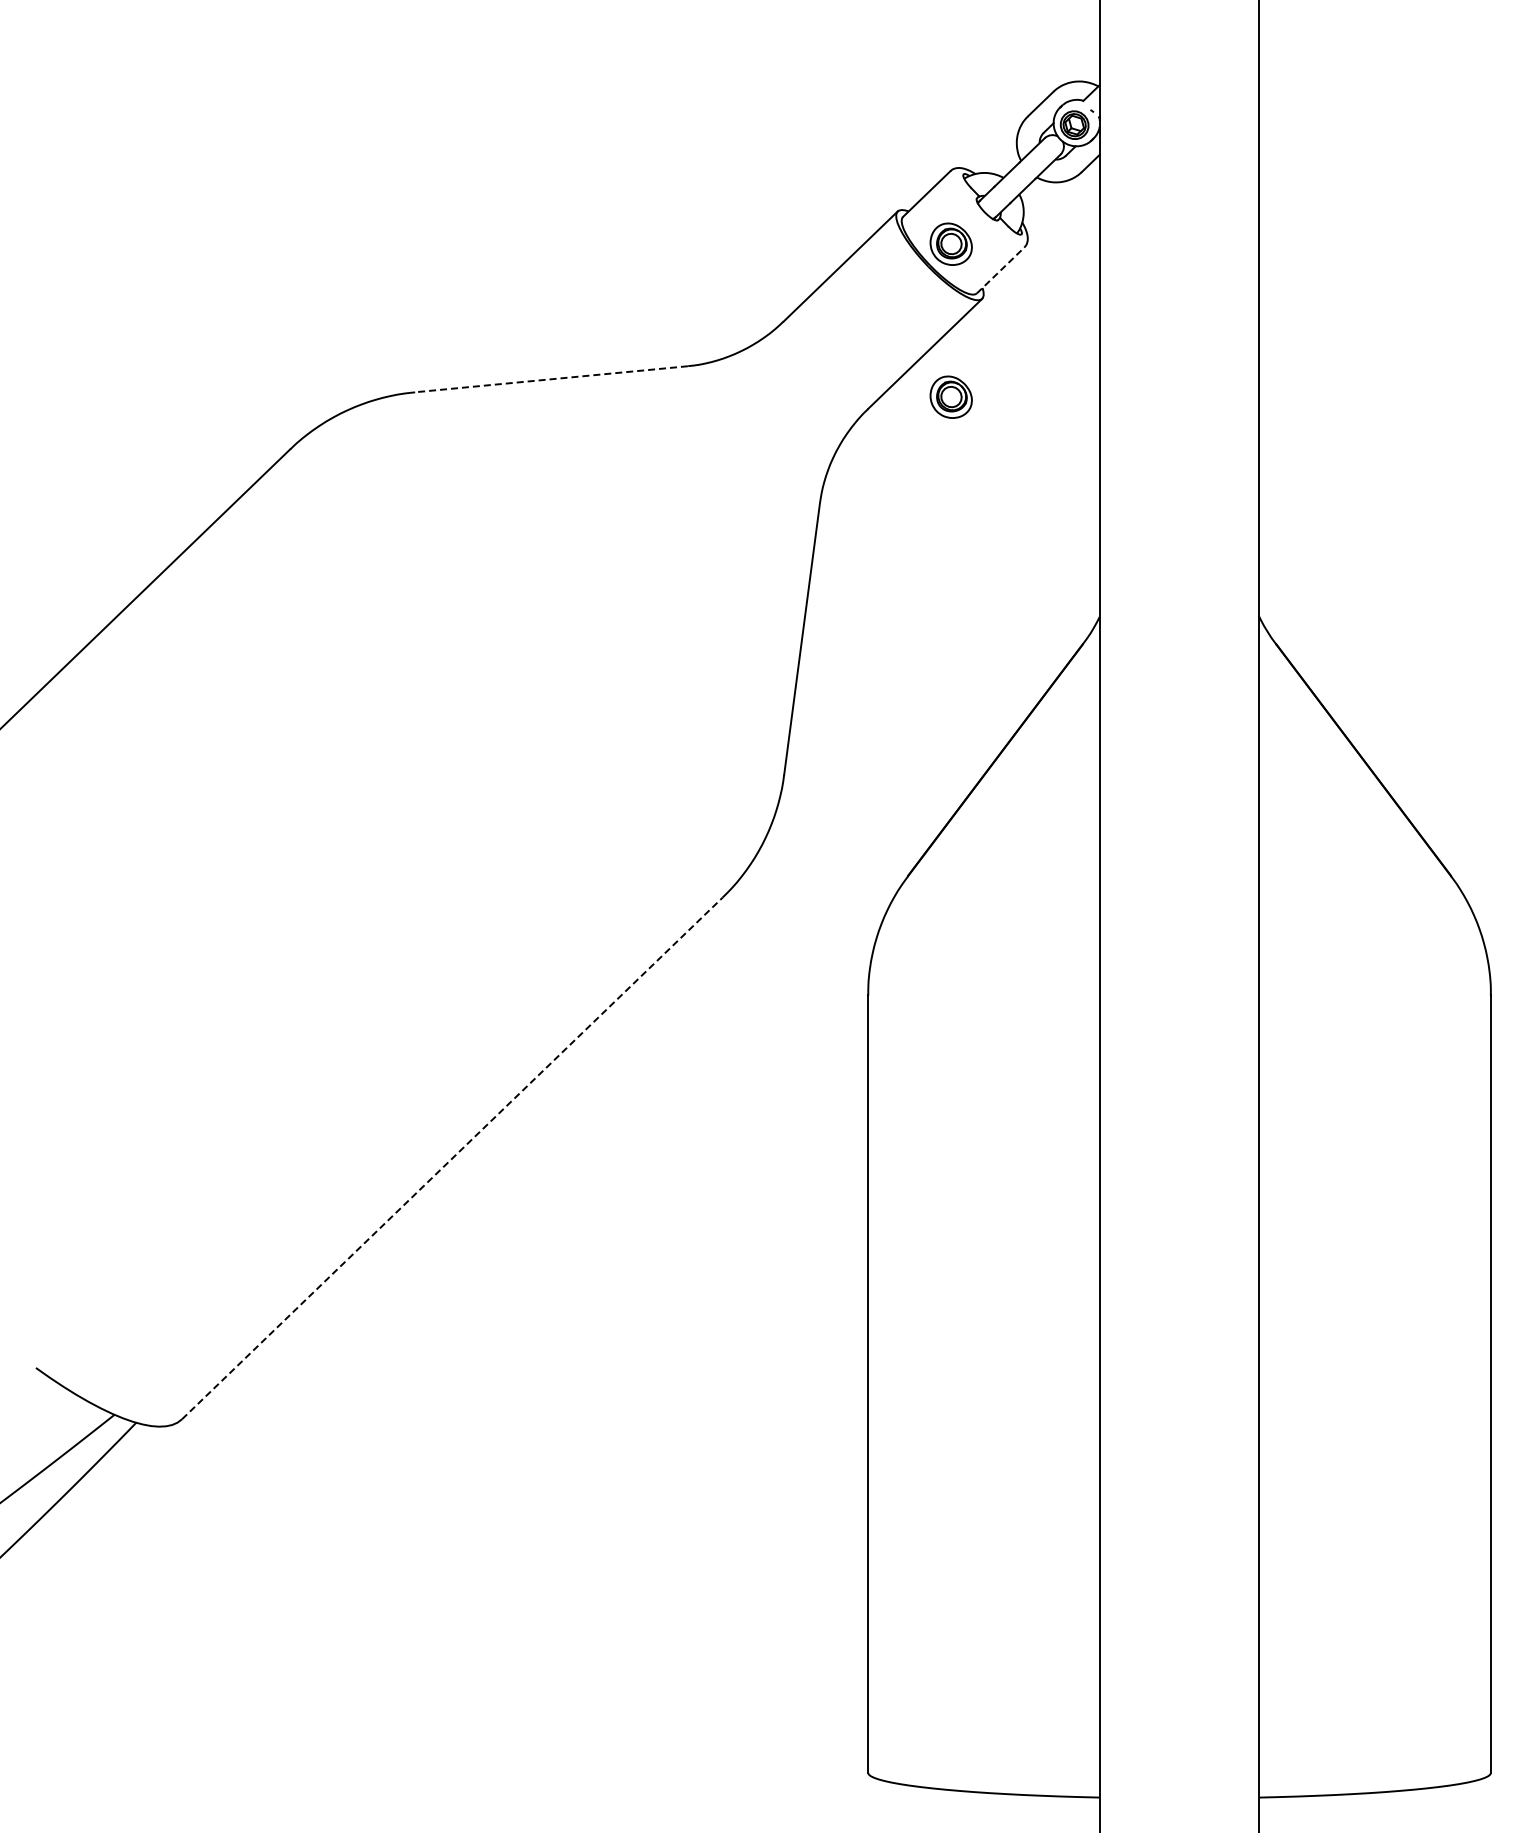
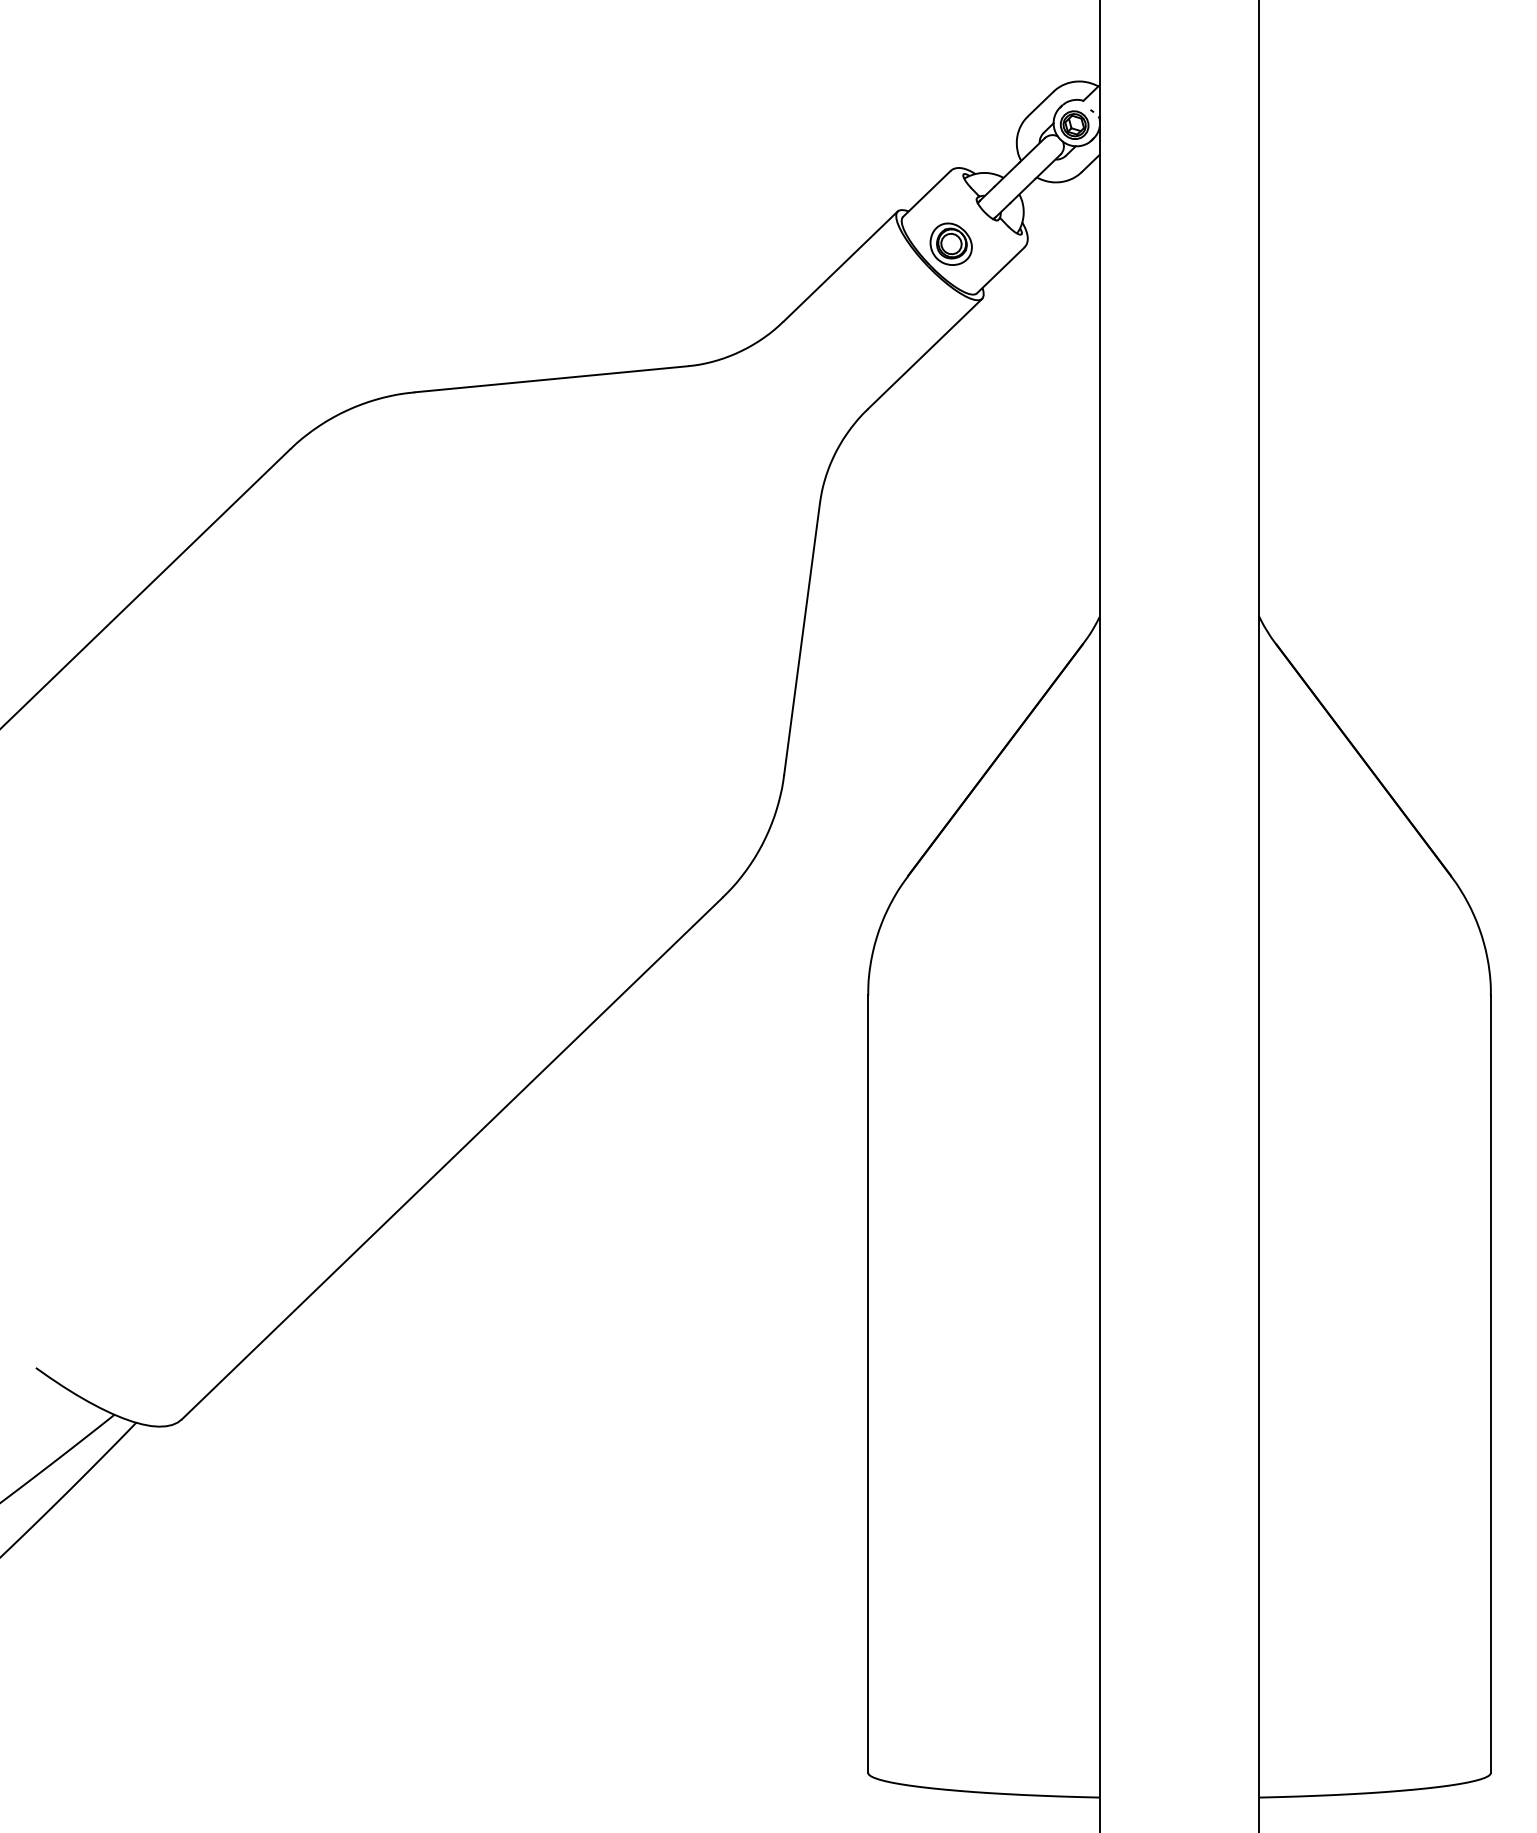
line: dashed -> solid (1000, 270)
line: dashed -> solid (550, 379)
part: present -> none (950, 396)
line: dashed -> solid (452, 1158)
